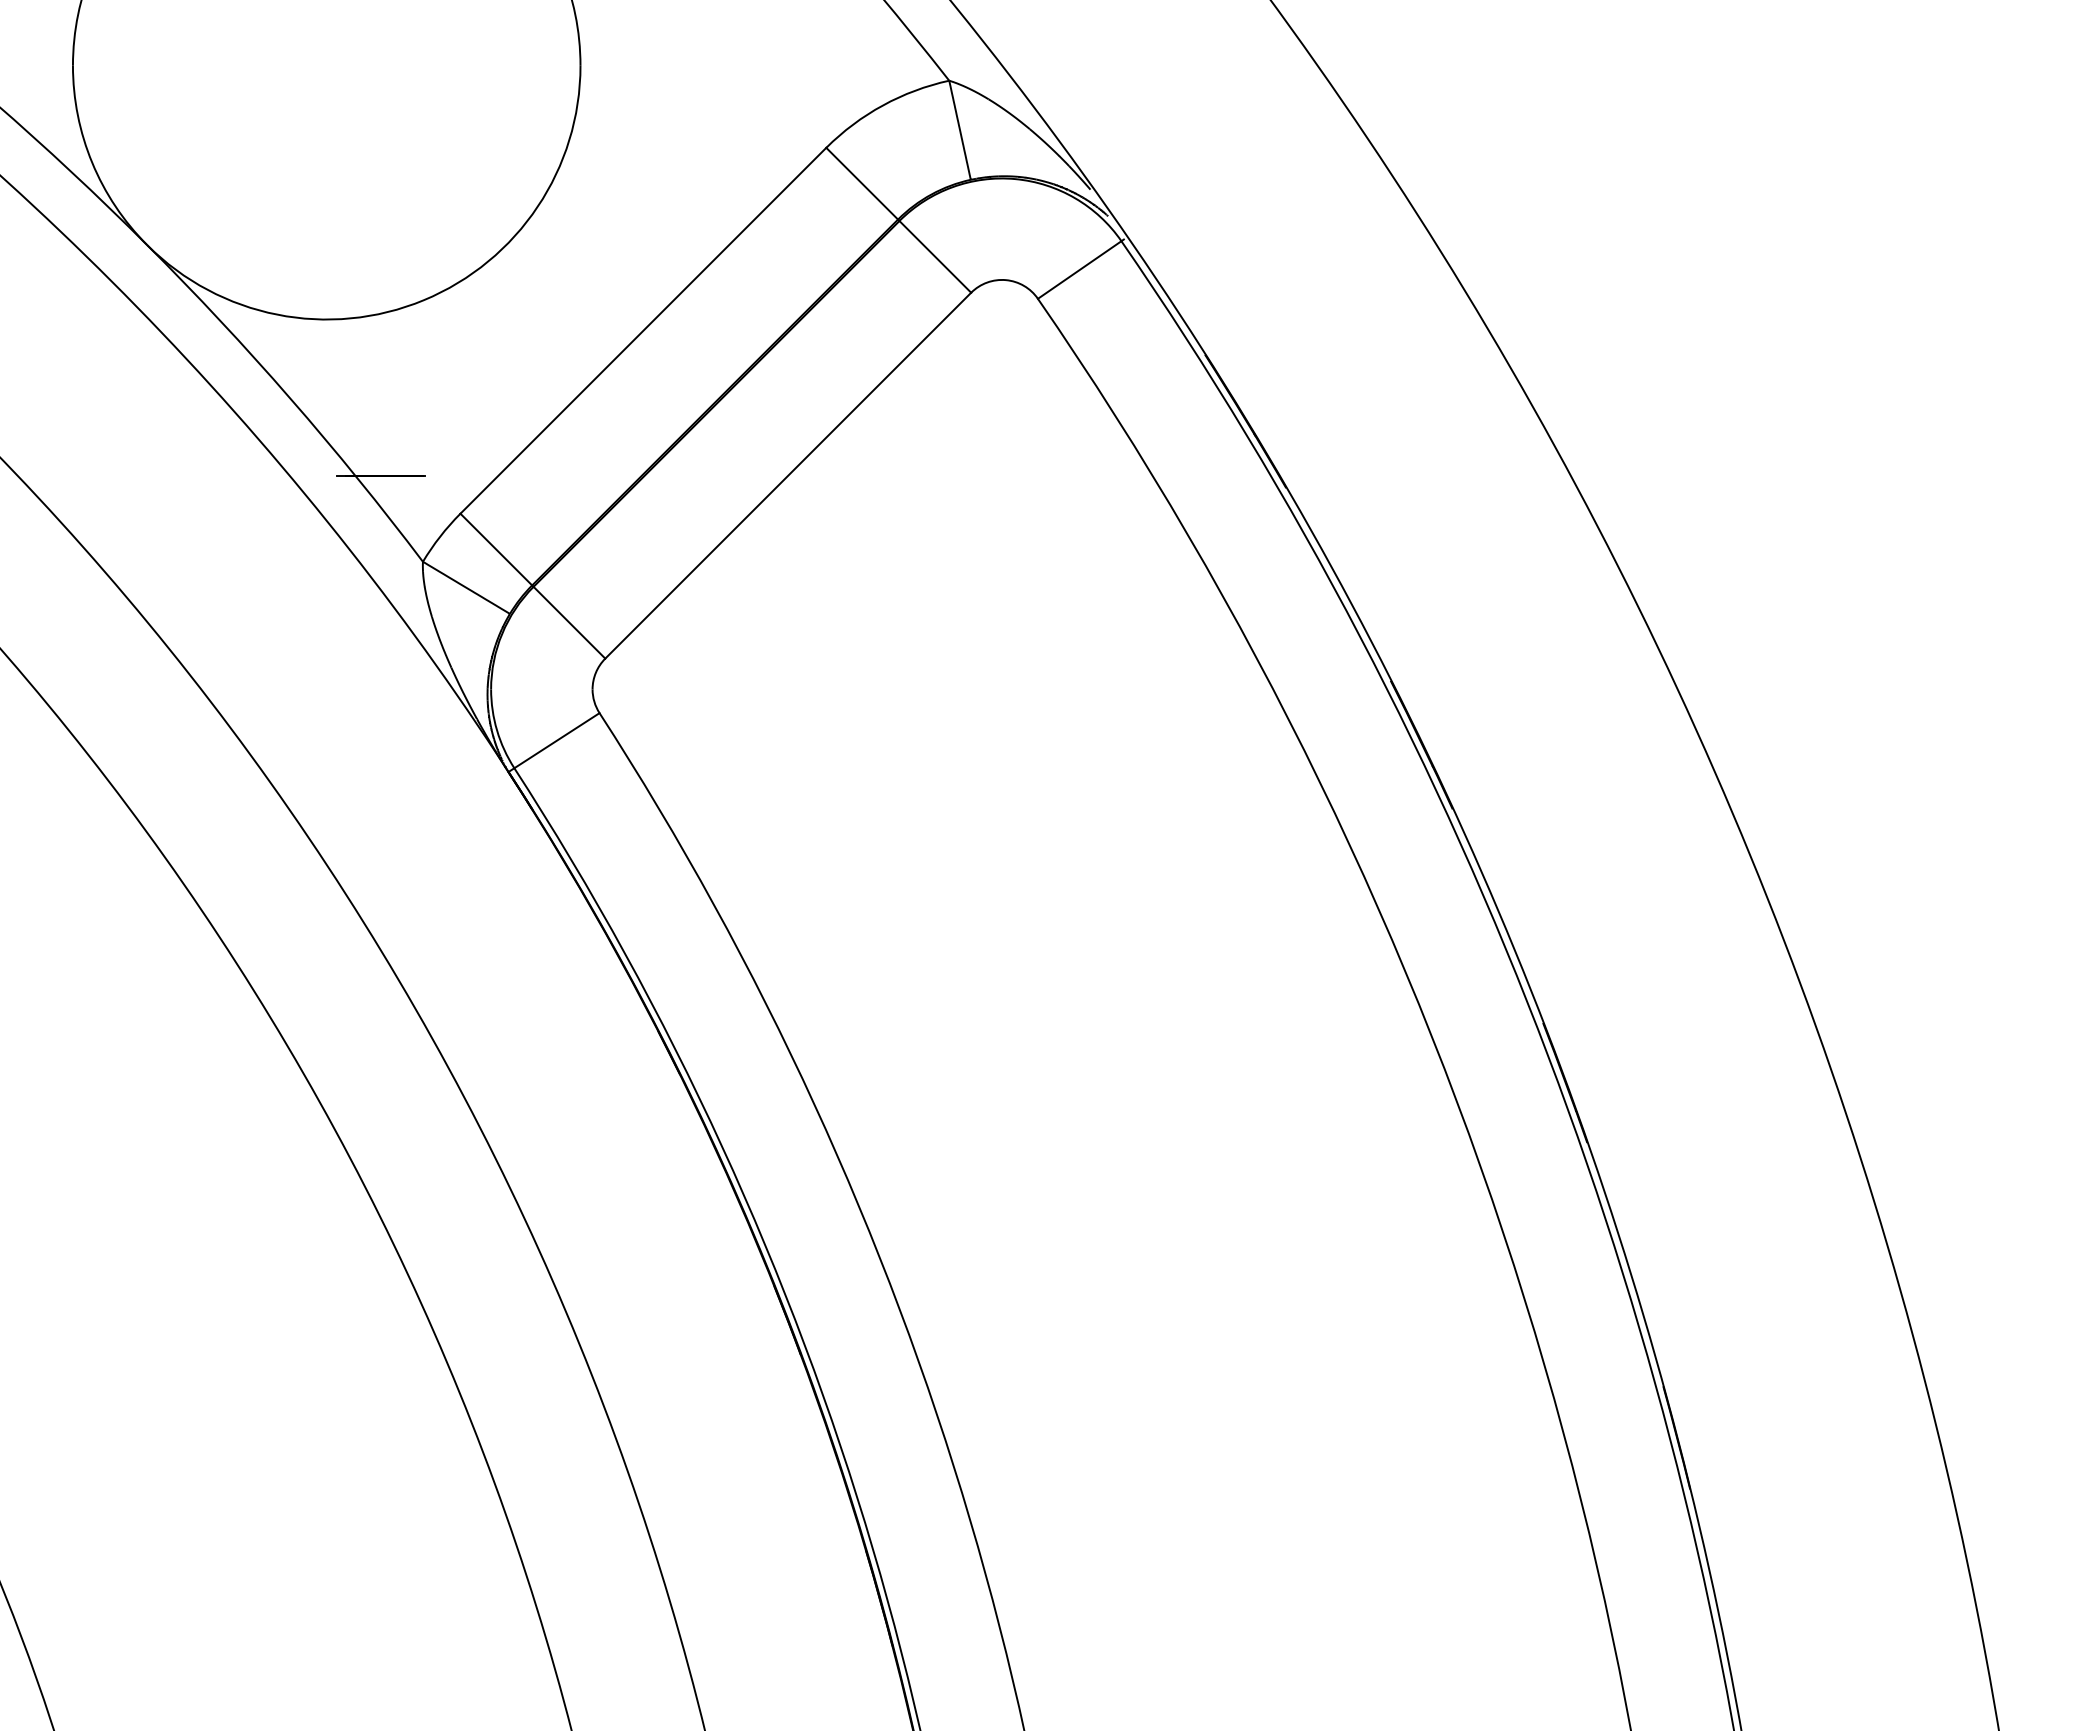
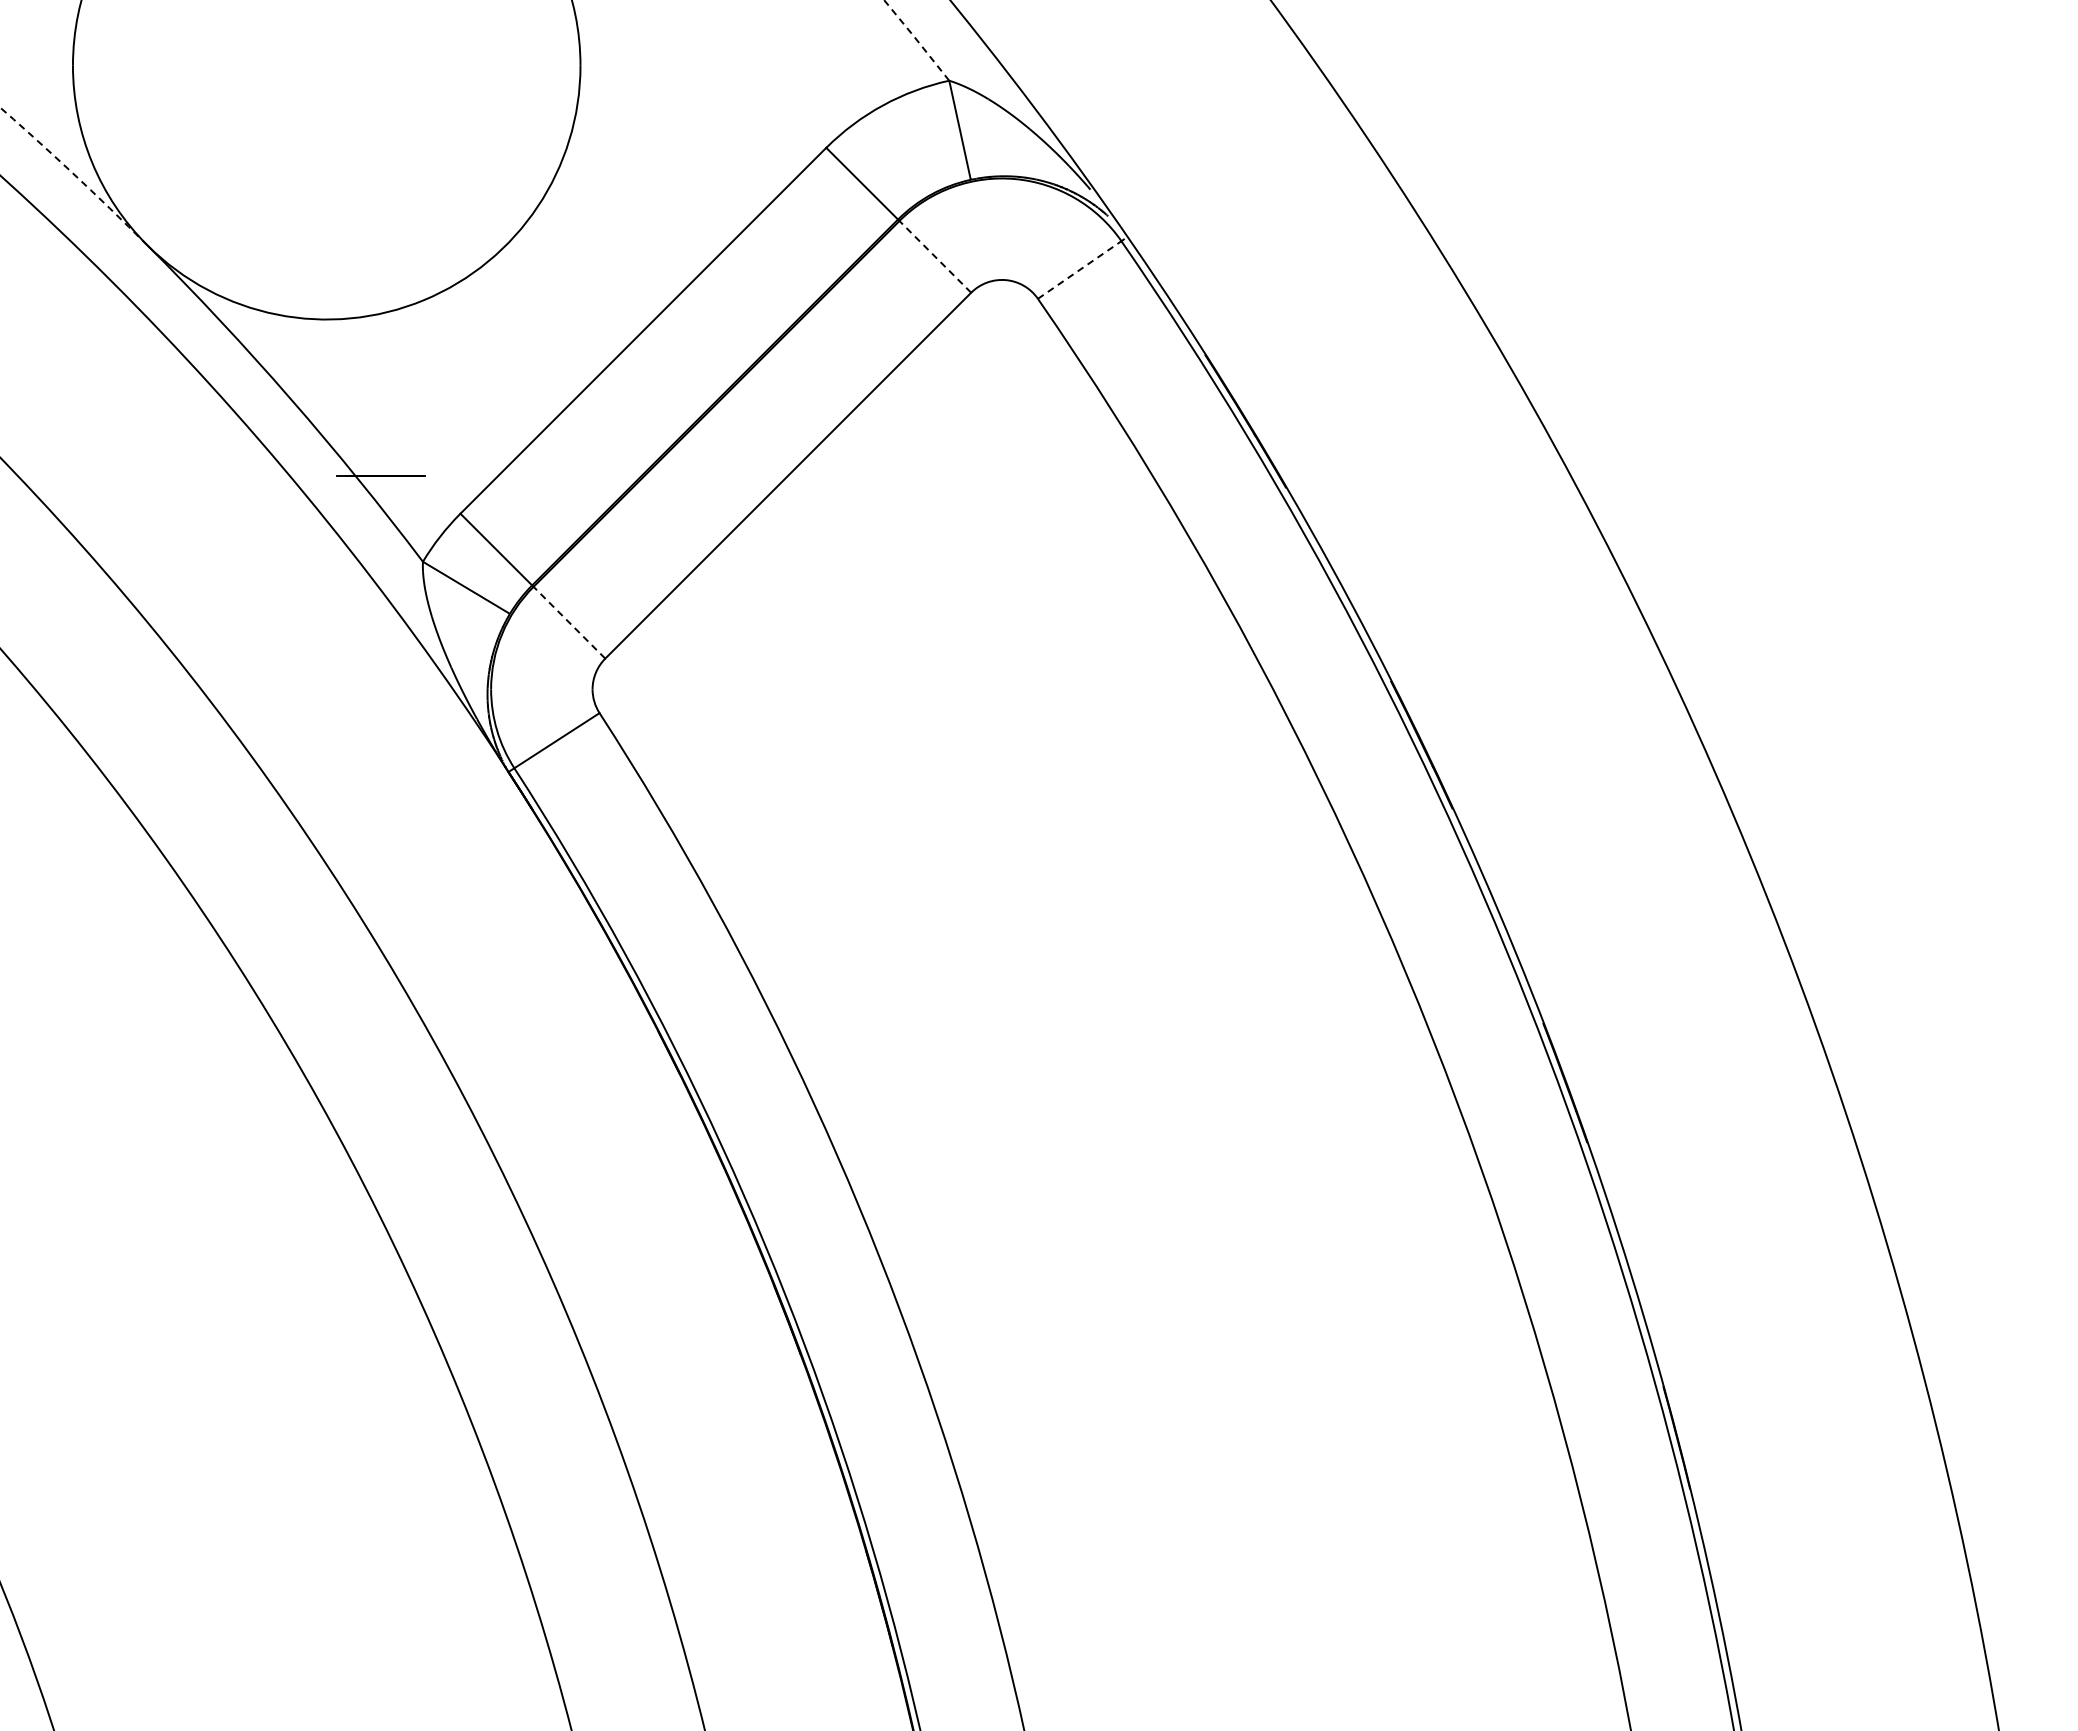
arc: solid -> dashed (916, 39)
arc: solid -> dashed (74, 174)
line: solid -> dashed (935, 256)
line: solid -> dashed (1079, 270)
line: solid -> dashed (569, 622)
